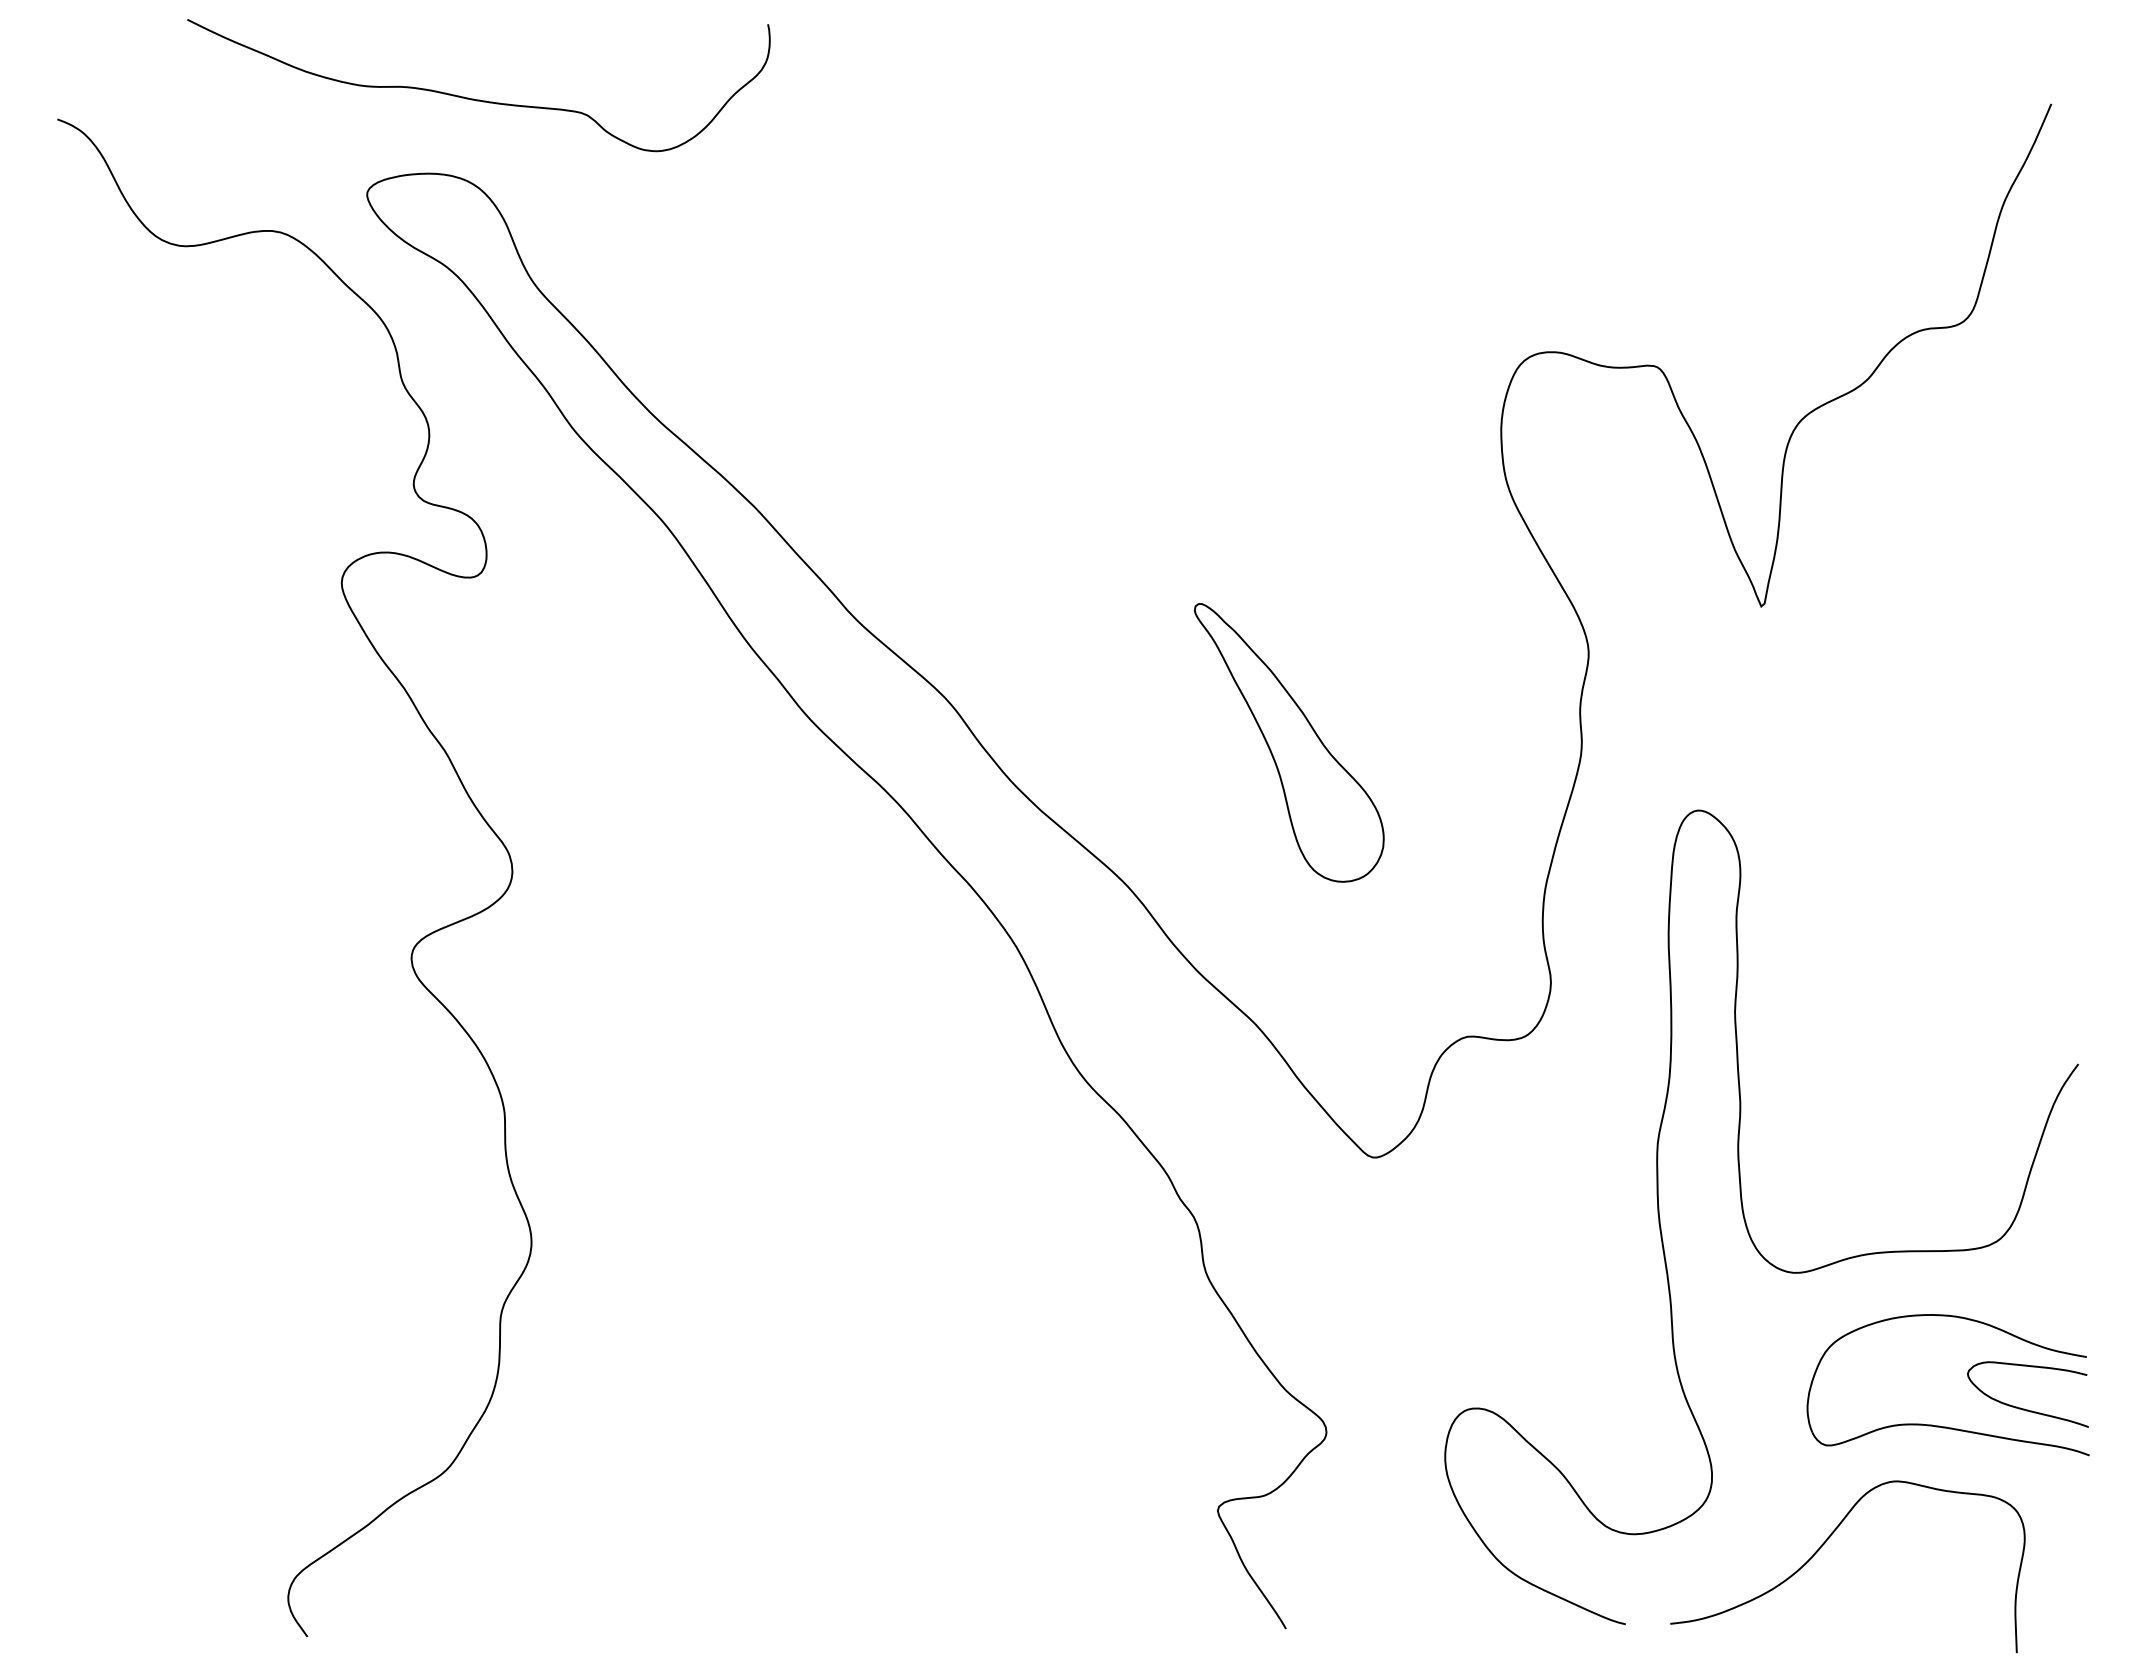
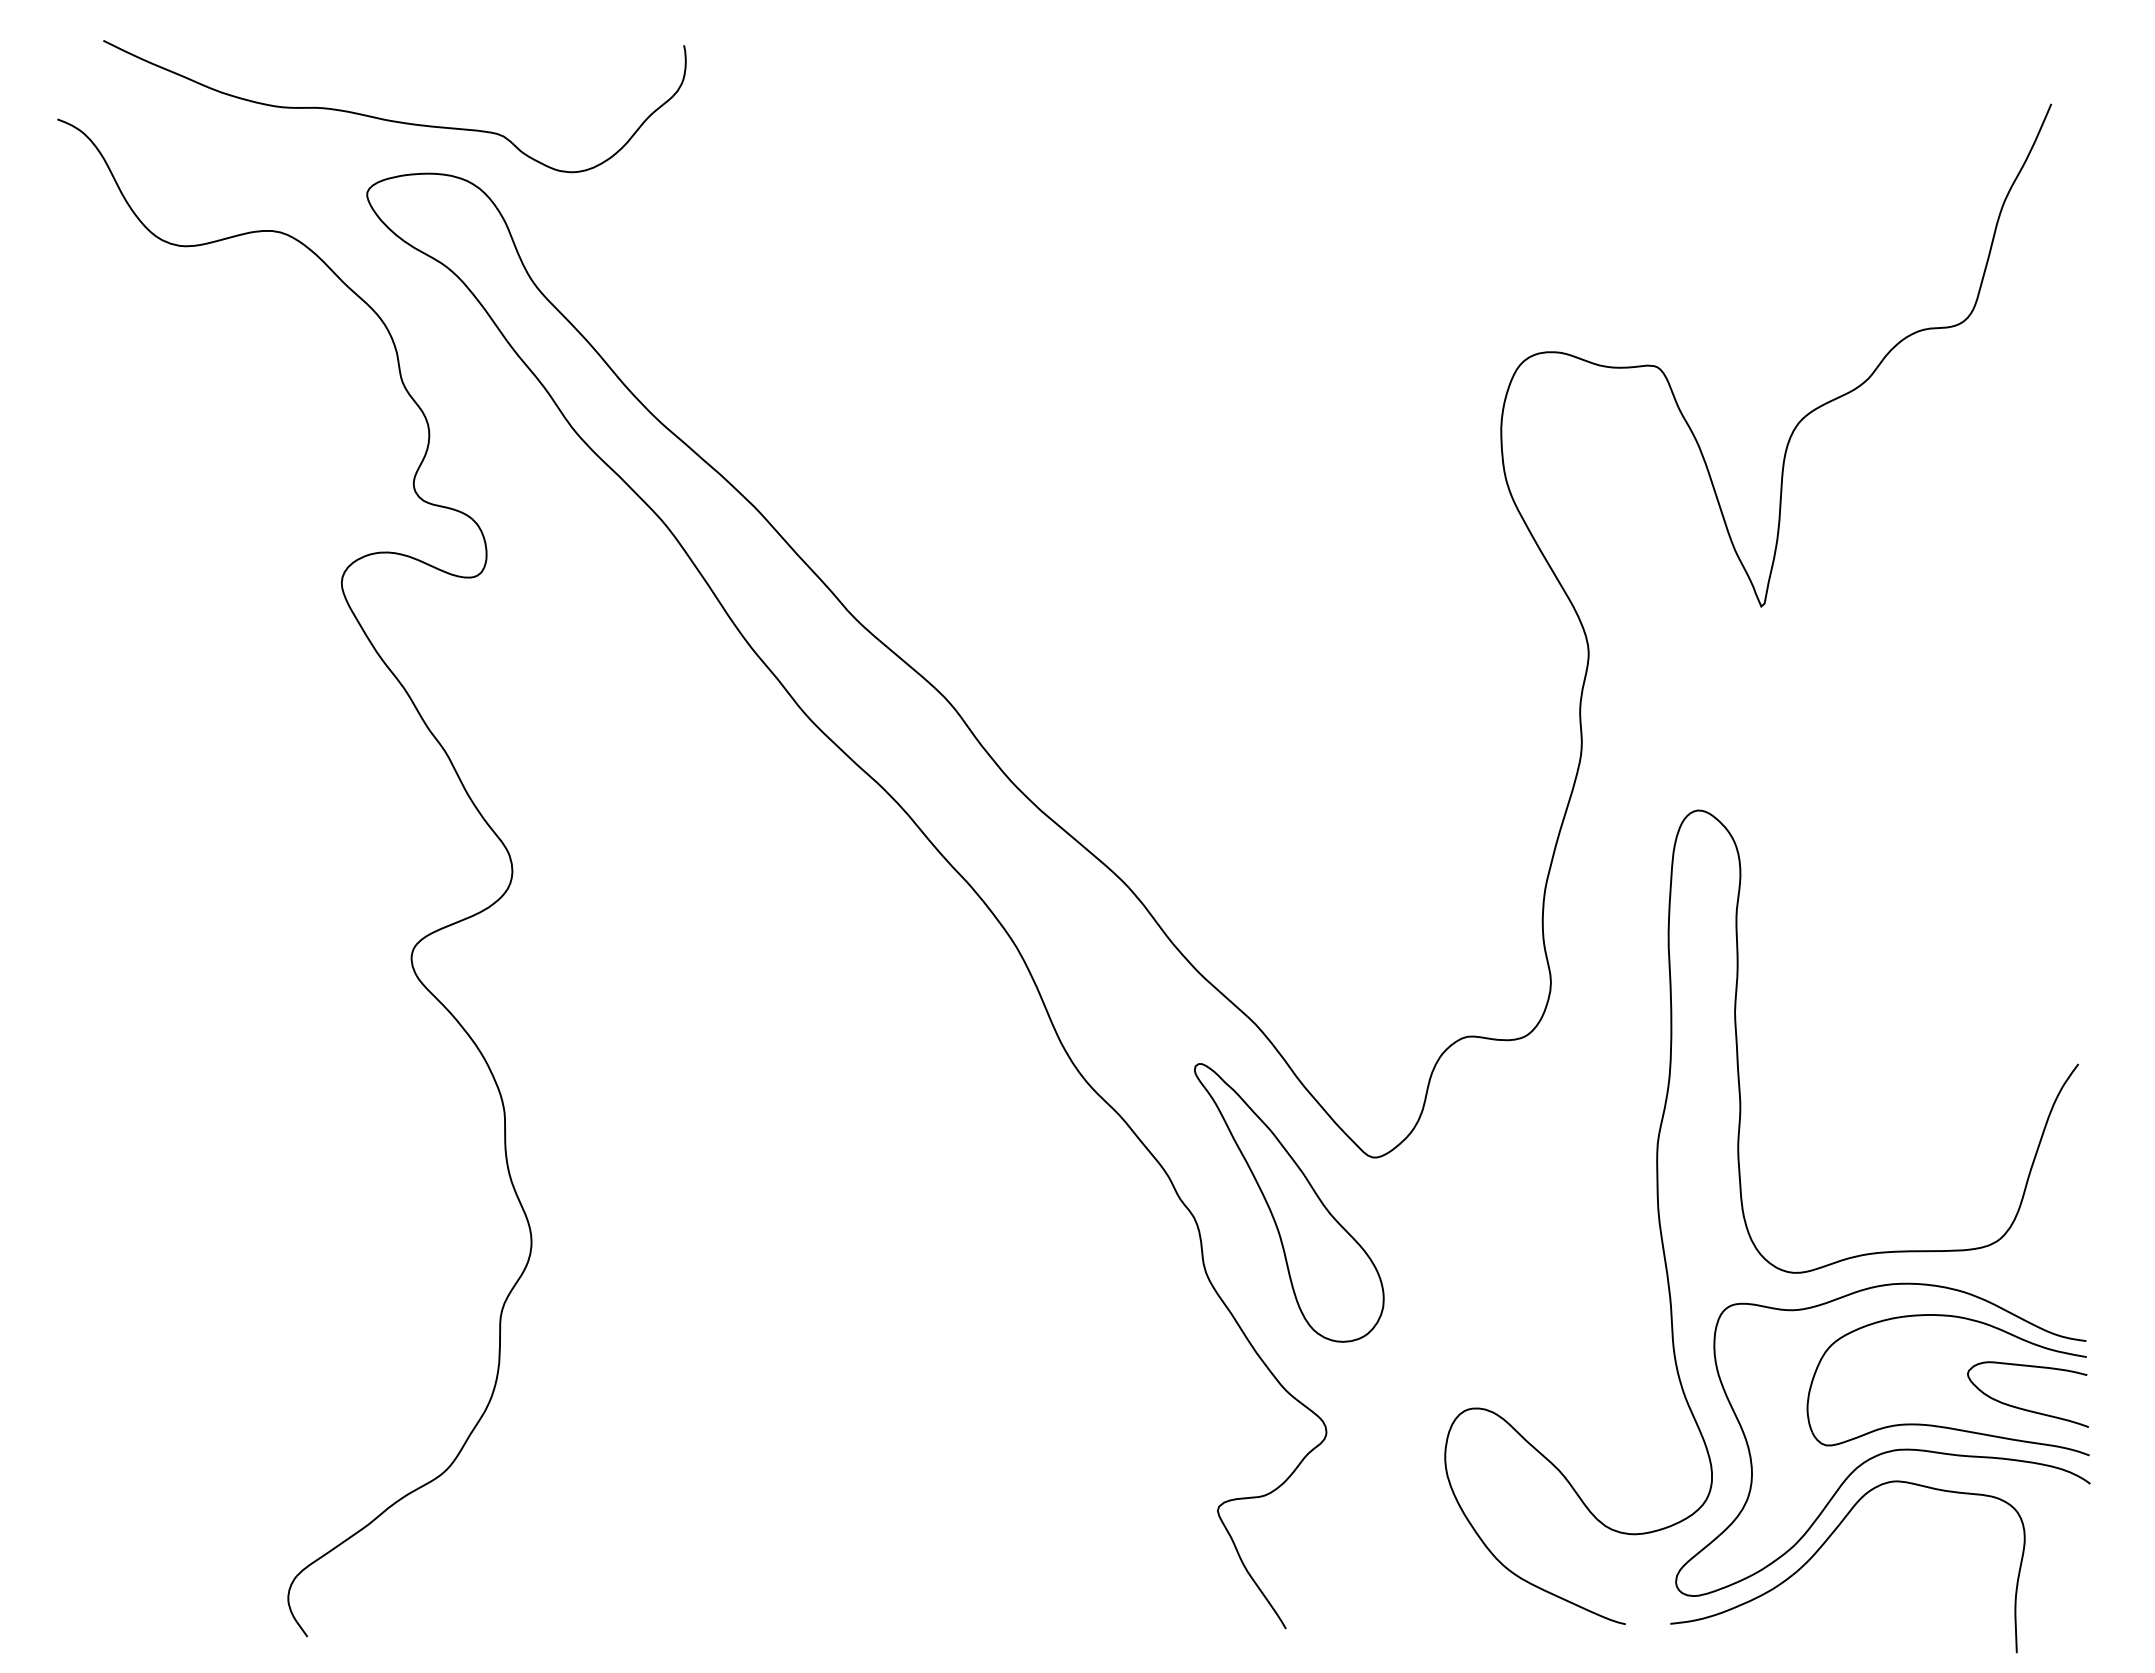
curve position: (473, 98) -> (389, 119) (389, 119)
part position: (1289, 742) -> (1289, 1202) (1289, 1202)
curve: none -> present (1885, 1451)
